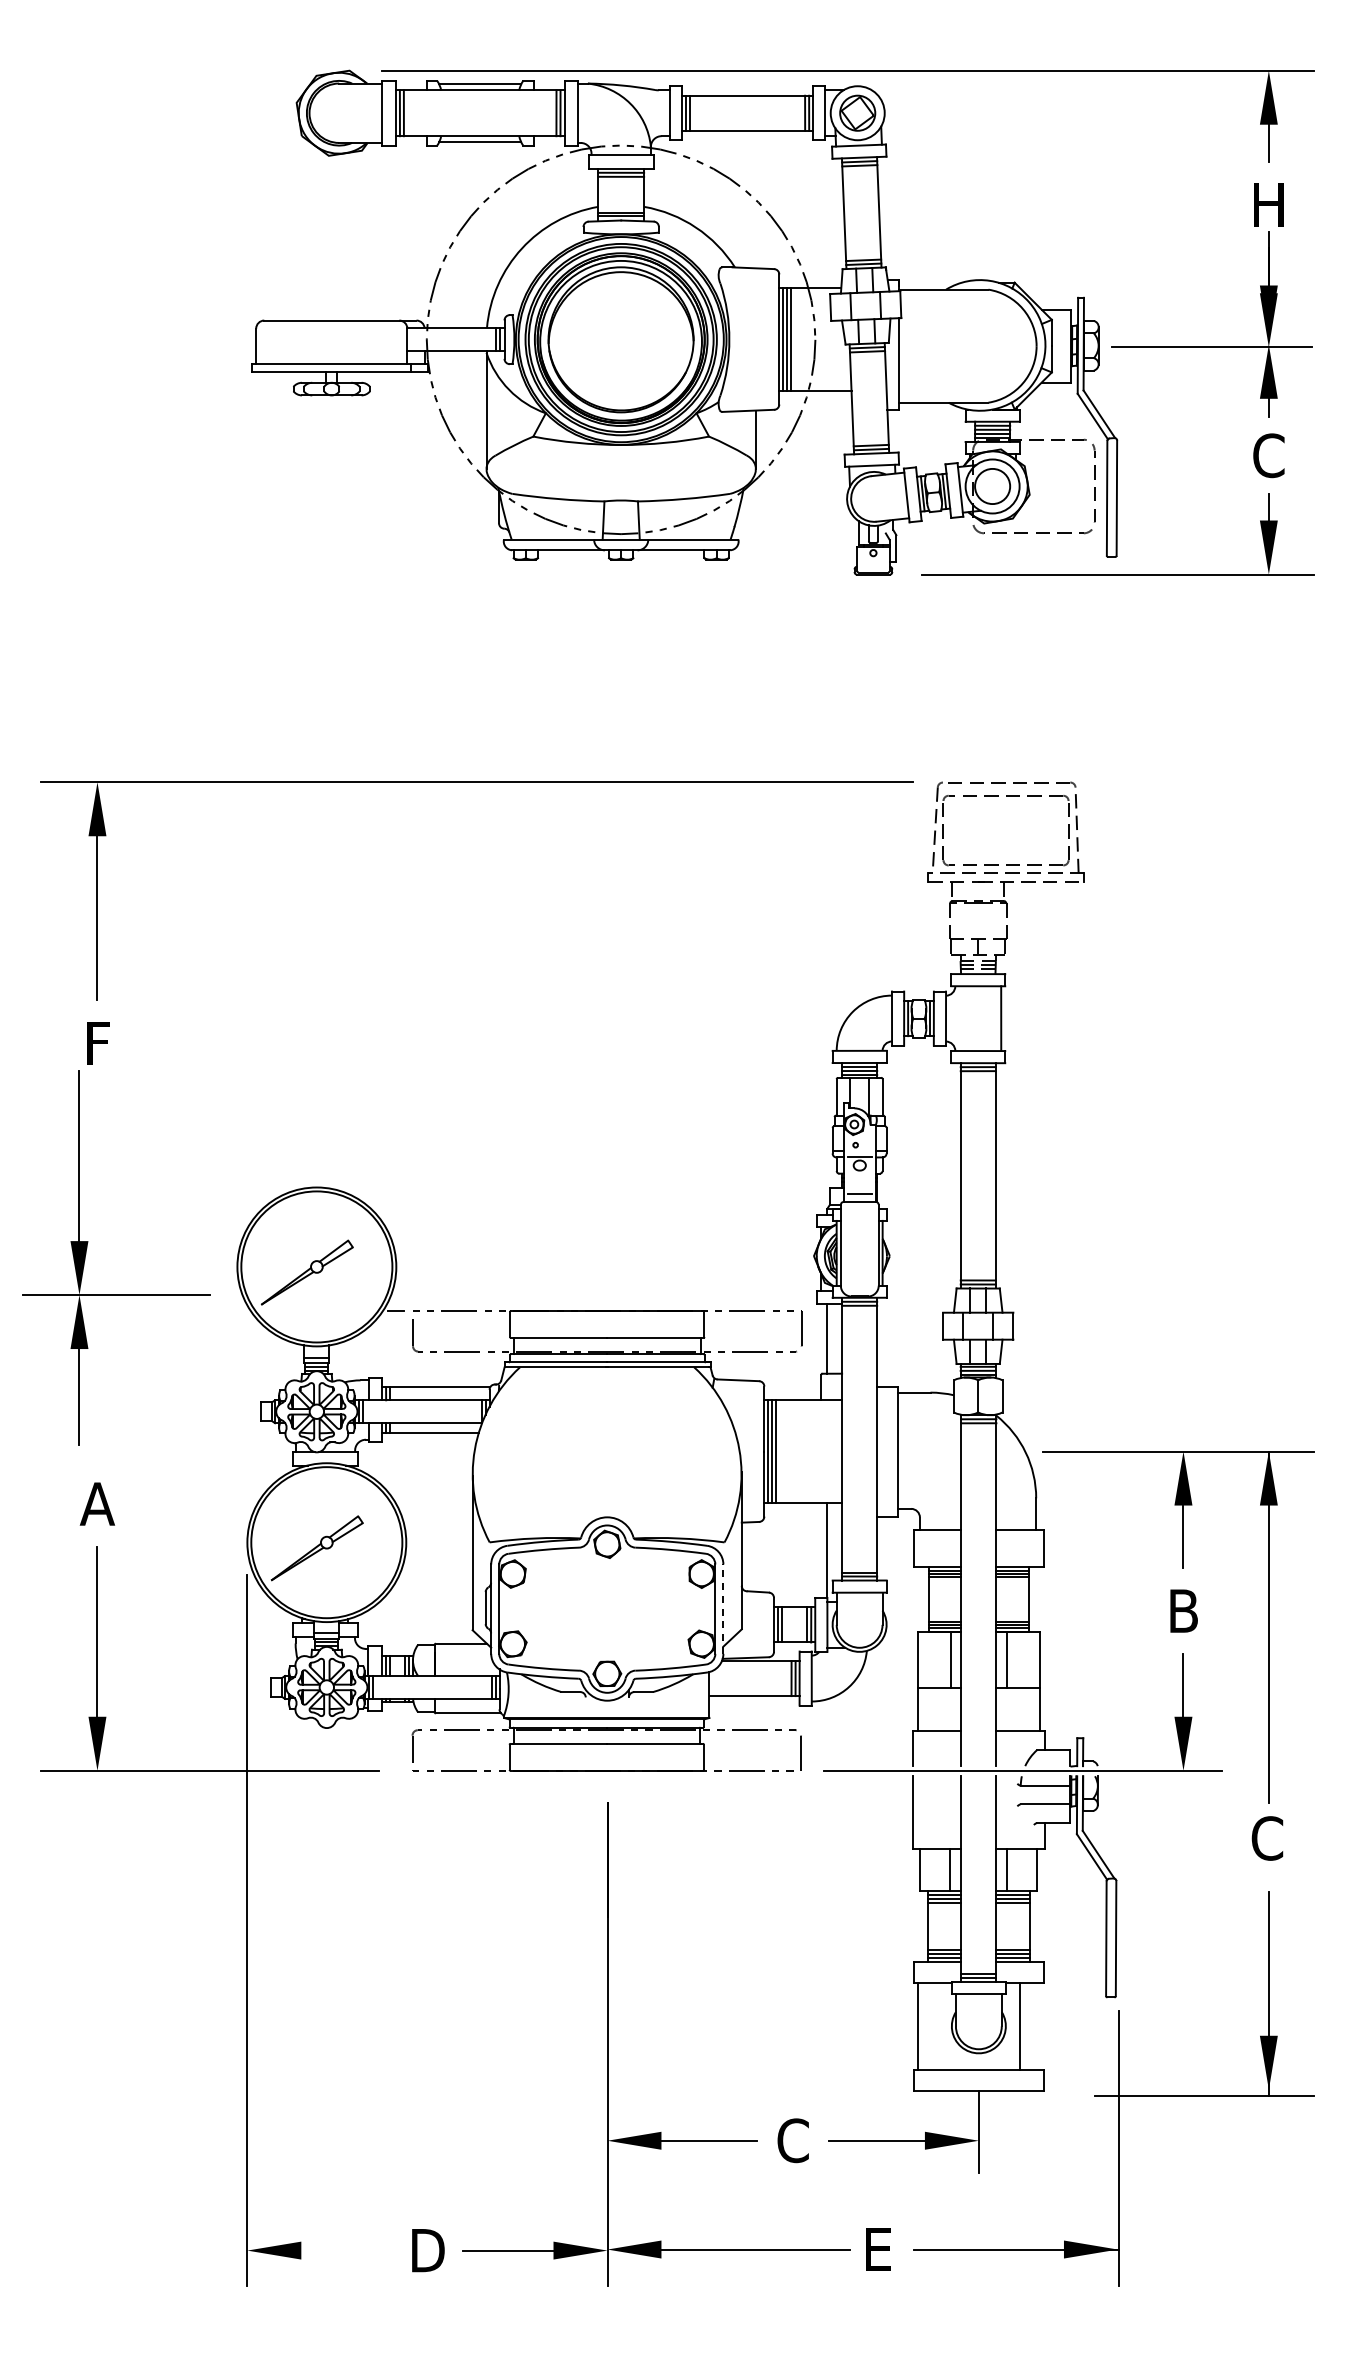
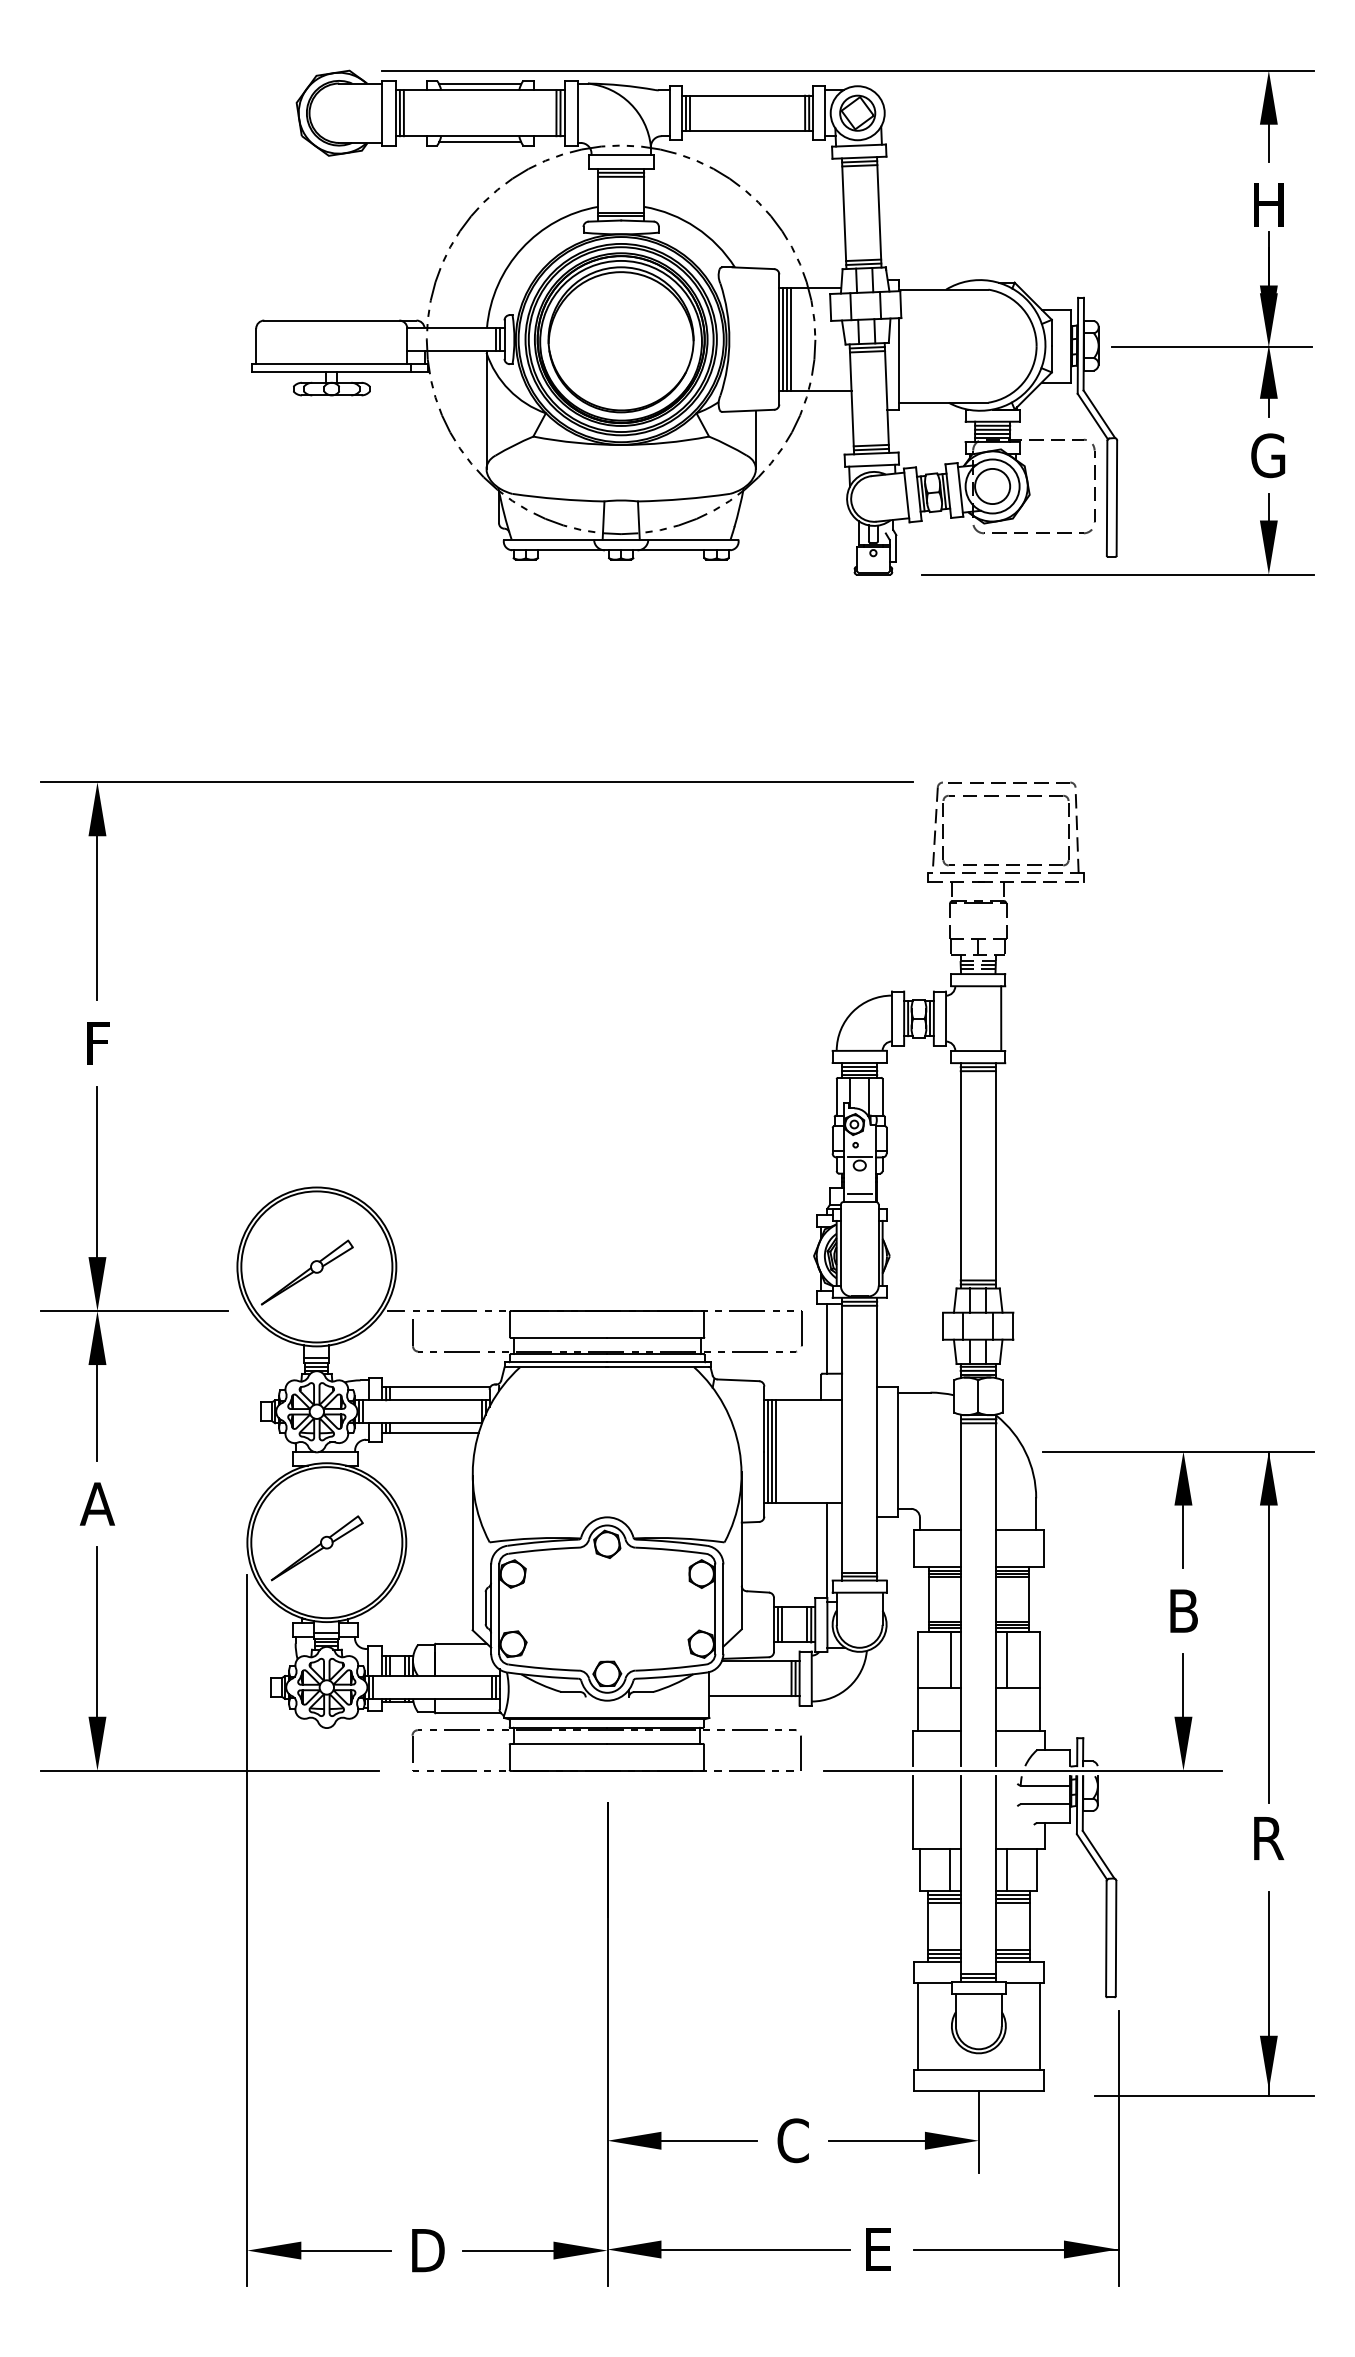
text: C -> G (1268, 455)
part position: (86, 1254) -> (104, 1270) (104, 1270)
line: dashed -> solid (723, 1609)
text: C -> R (1267, 1838)
line position: (1019, 2026) -> (1039, 2026) (1039, 2026)
line: none -> present (346, 2250)
